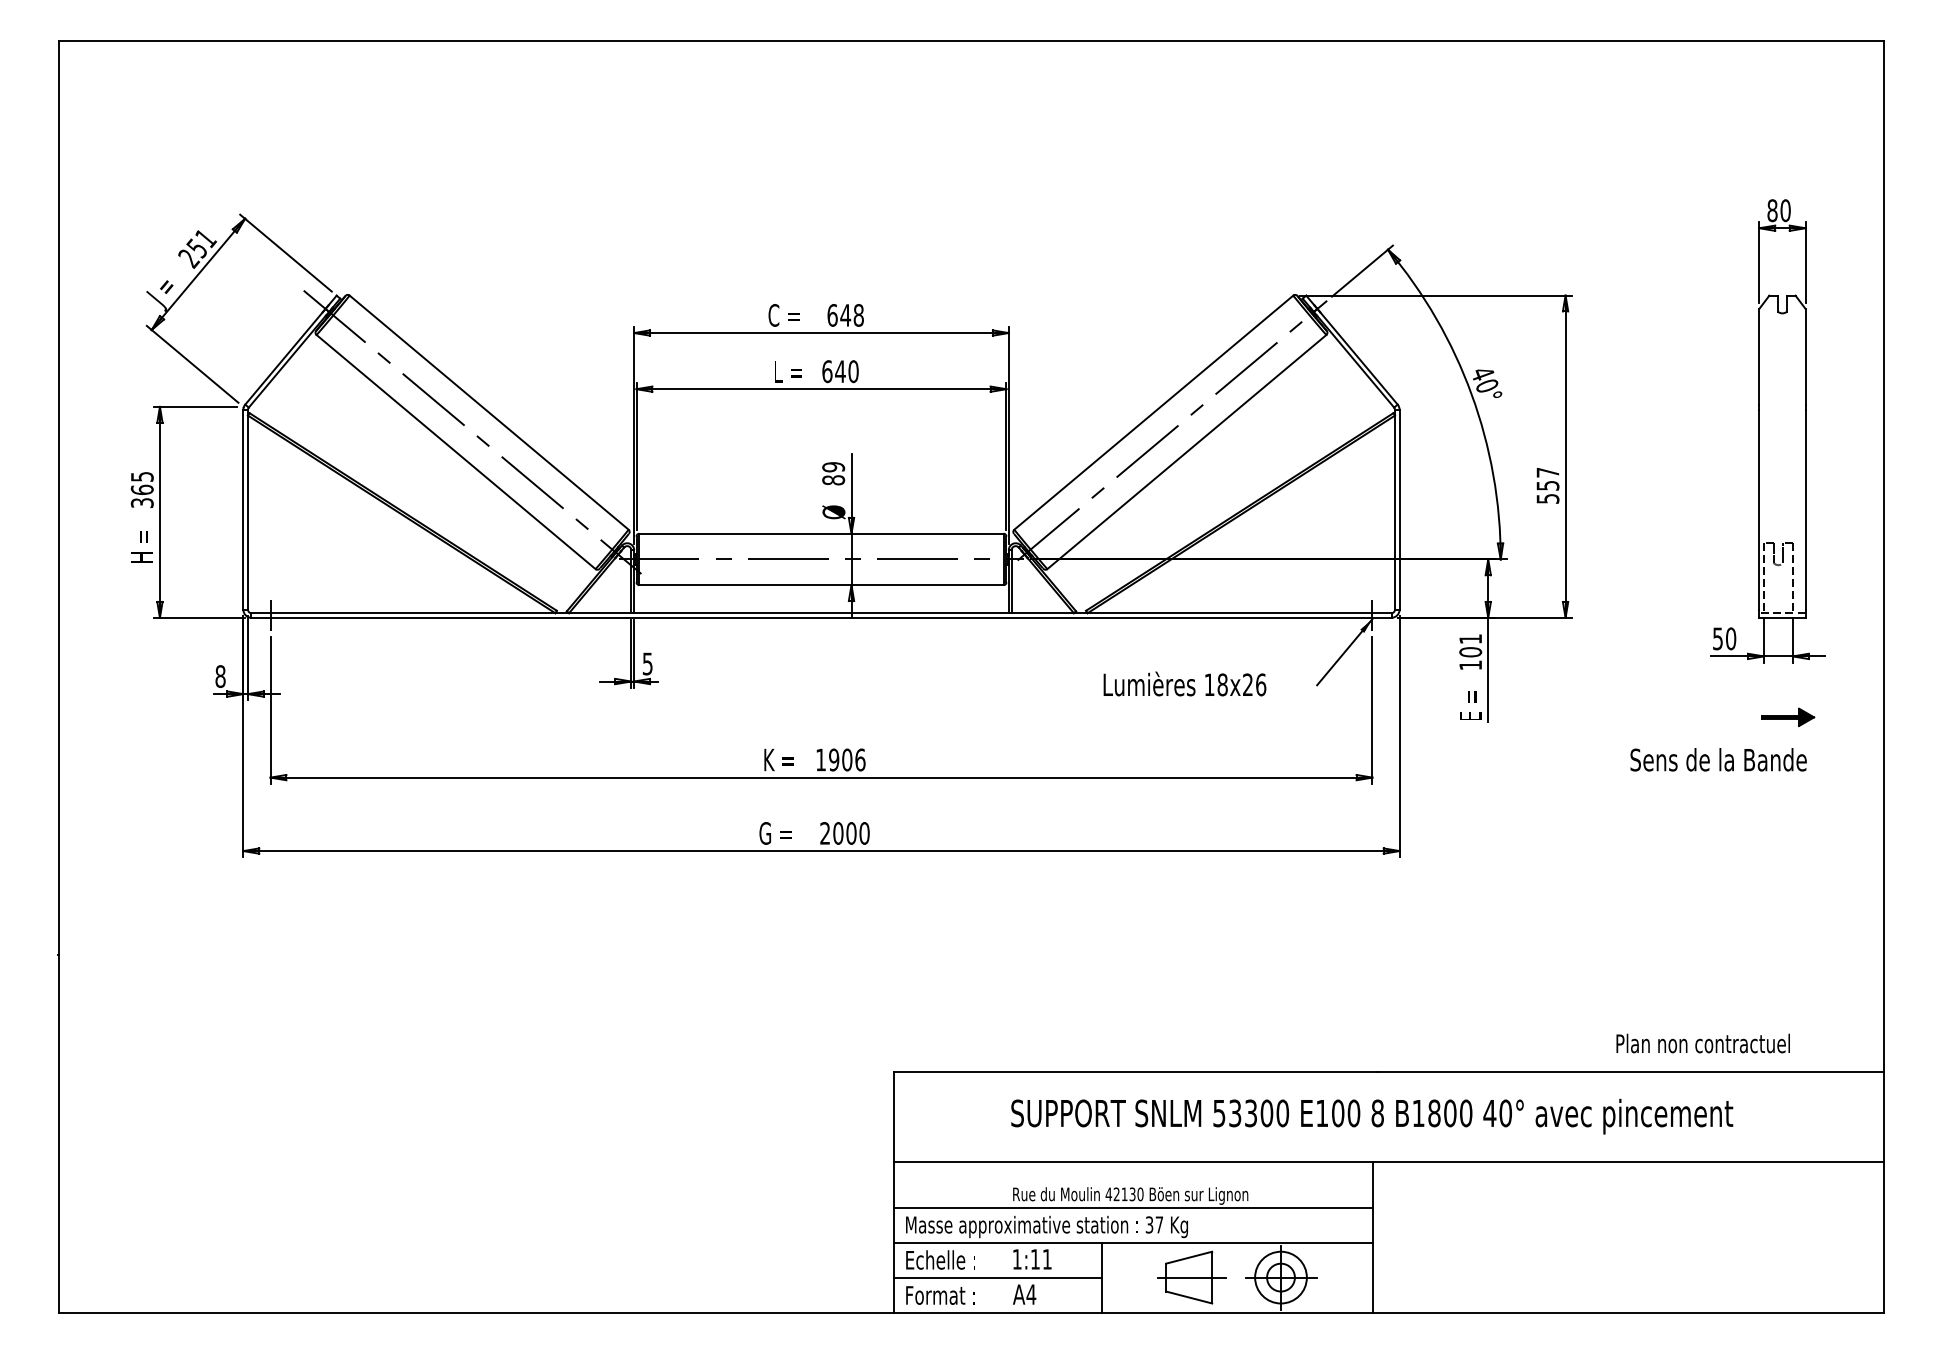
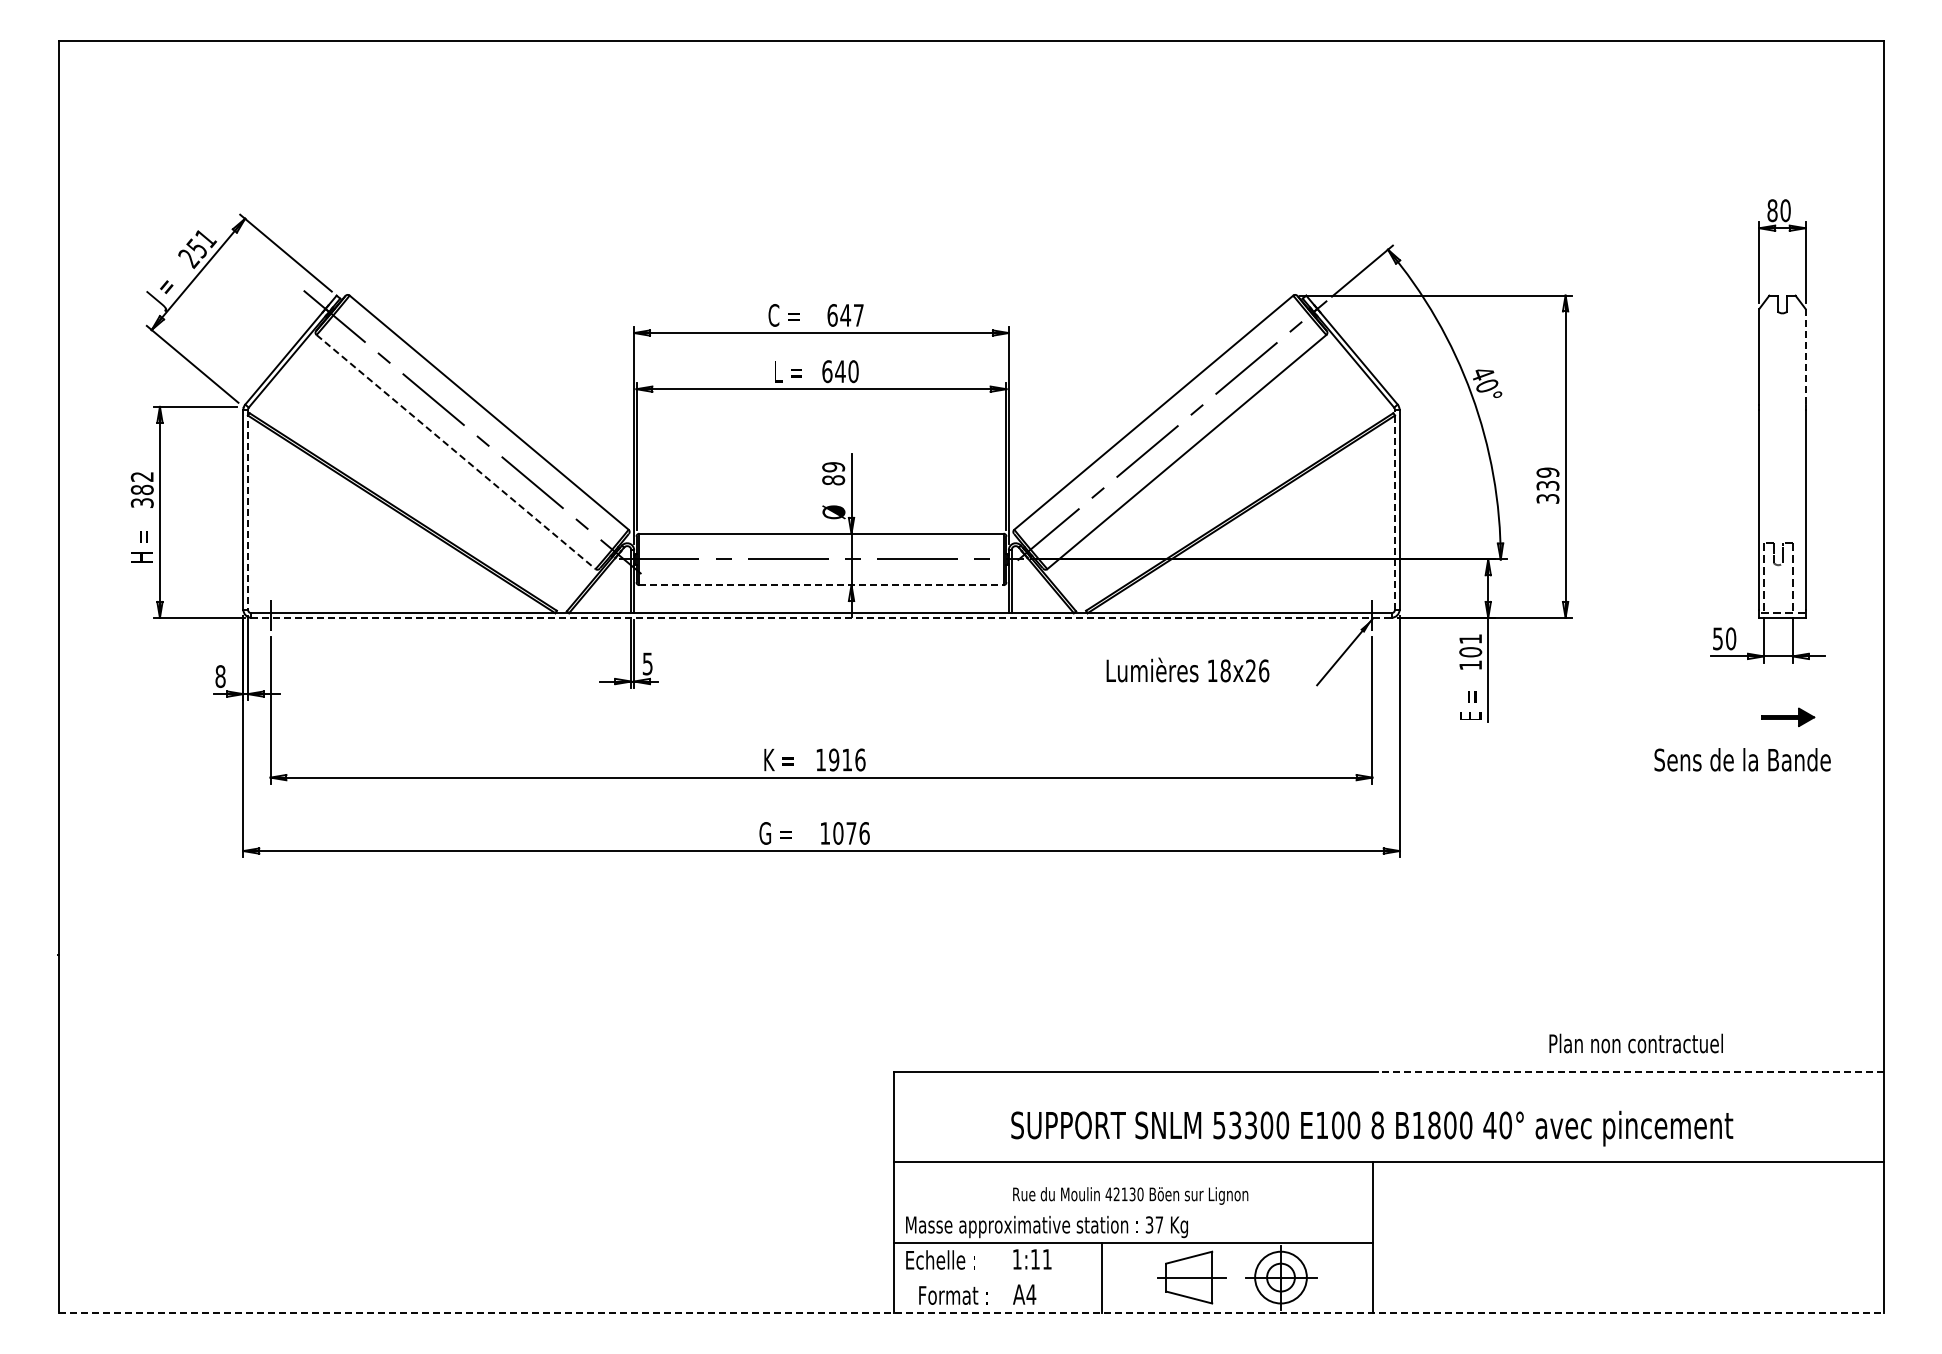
text: 648 -> 647 (858, 315)
line: solid -> dashed (1805, 356)
line: solid -> dashed (456, 452)
text: 365 -> 382 (141, 483)
text: 557 -> 339 (1547, 485)
line: solid -> dashed (248, 509)
line: solid -> dashed (1394, 509)
line: solid -> dashed (821, 585)
line: solid -> dashed (821, 617)
text position: (1184, 683) -> (1187, 669) (1187, 669)
text: 1906 -> 1916 (847, 759)
text position: (1718, 759) -> (1742, 759) (1742, 759)
text: 2000 -> 1076 (844, 833)
text position: (1702, 1043) -> (1635, 1043) (1635, 1043)
line: solid -> dashed (1630, 1071)
text position: (1372, 1116) -> (1372, 1128) (1372, 1128)
line: present -> none (1133, 1208)
line: present -> none (997, 1278)
text position: (940, 1295) -> (953, 1295) (953, 1295)
line: solid -> dashed (971, 1313)
